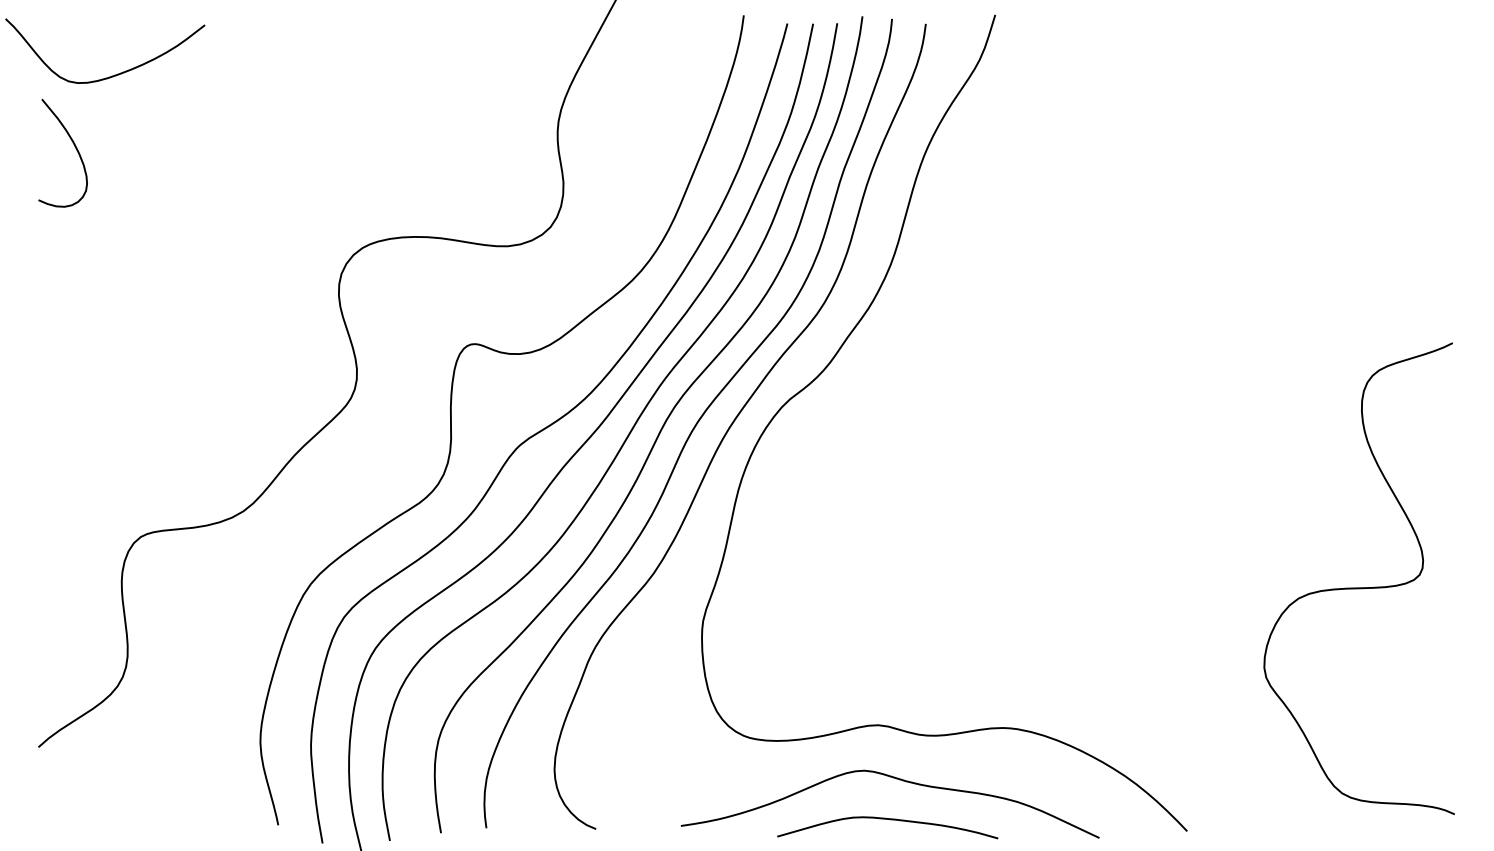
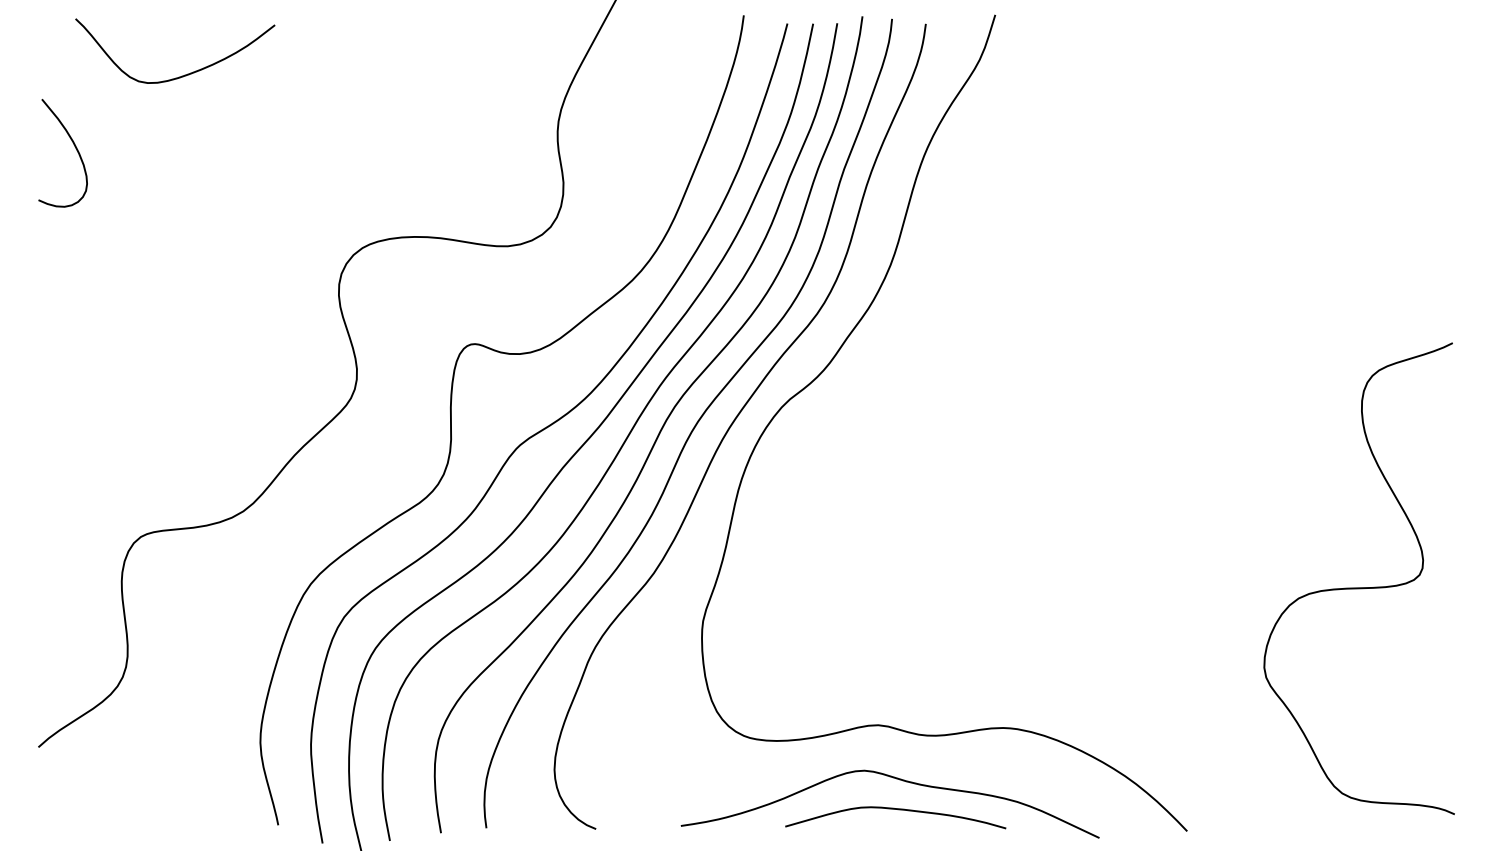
curve position: (114, 74) -> (184, 74) (184, 74)
curve position: (890, 820) -> (898, 810) (898, 810)
